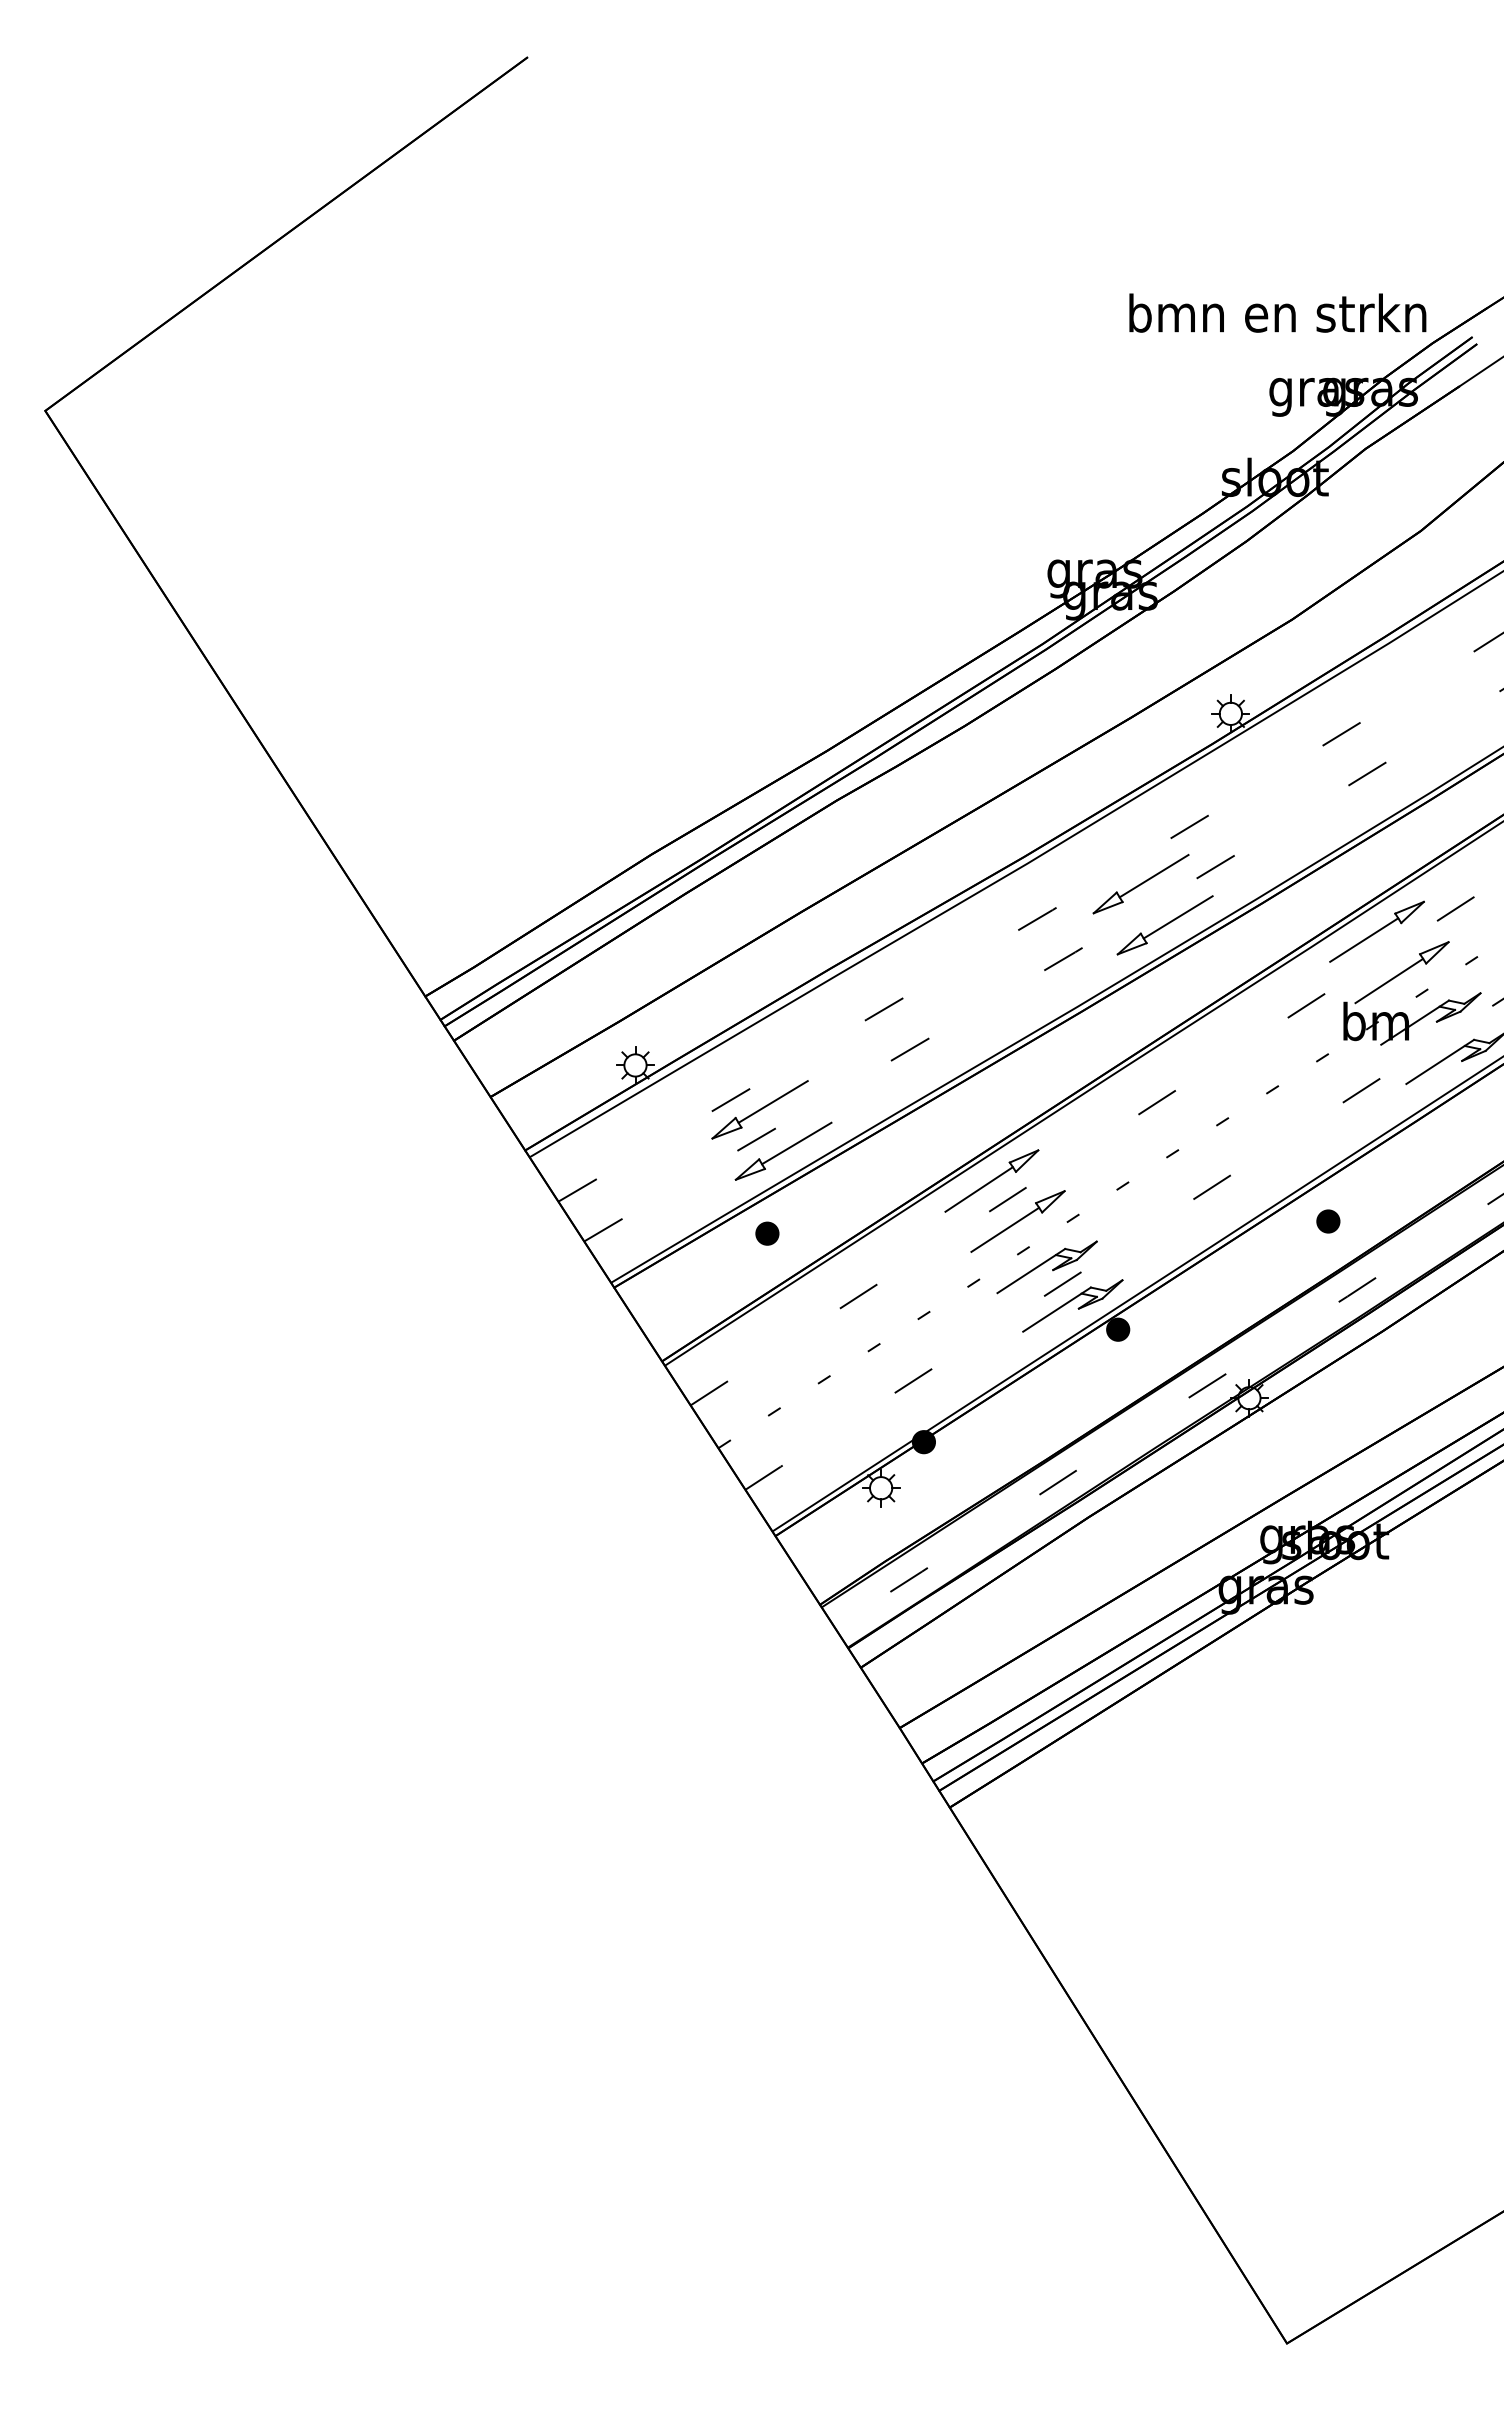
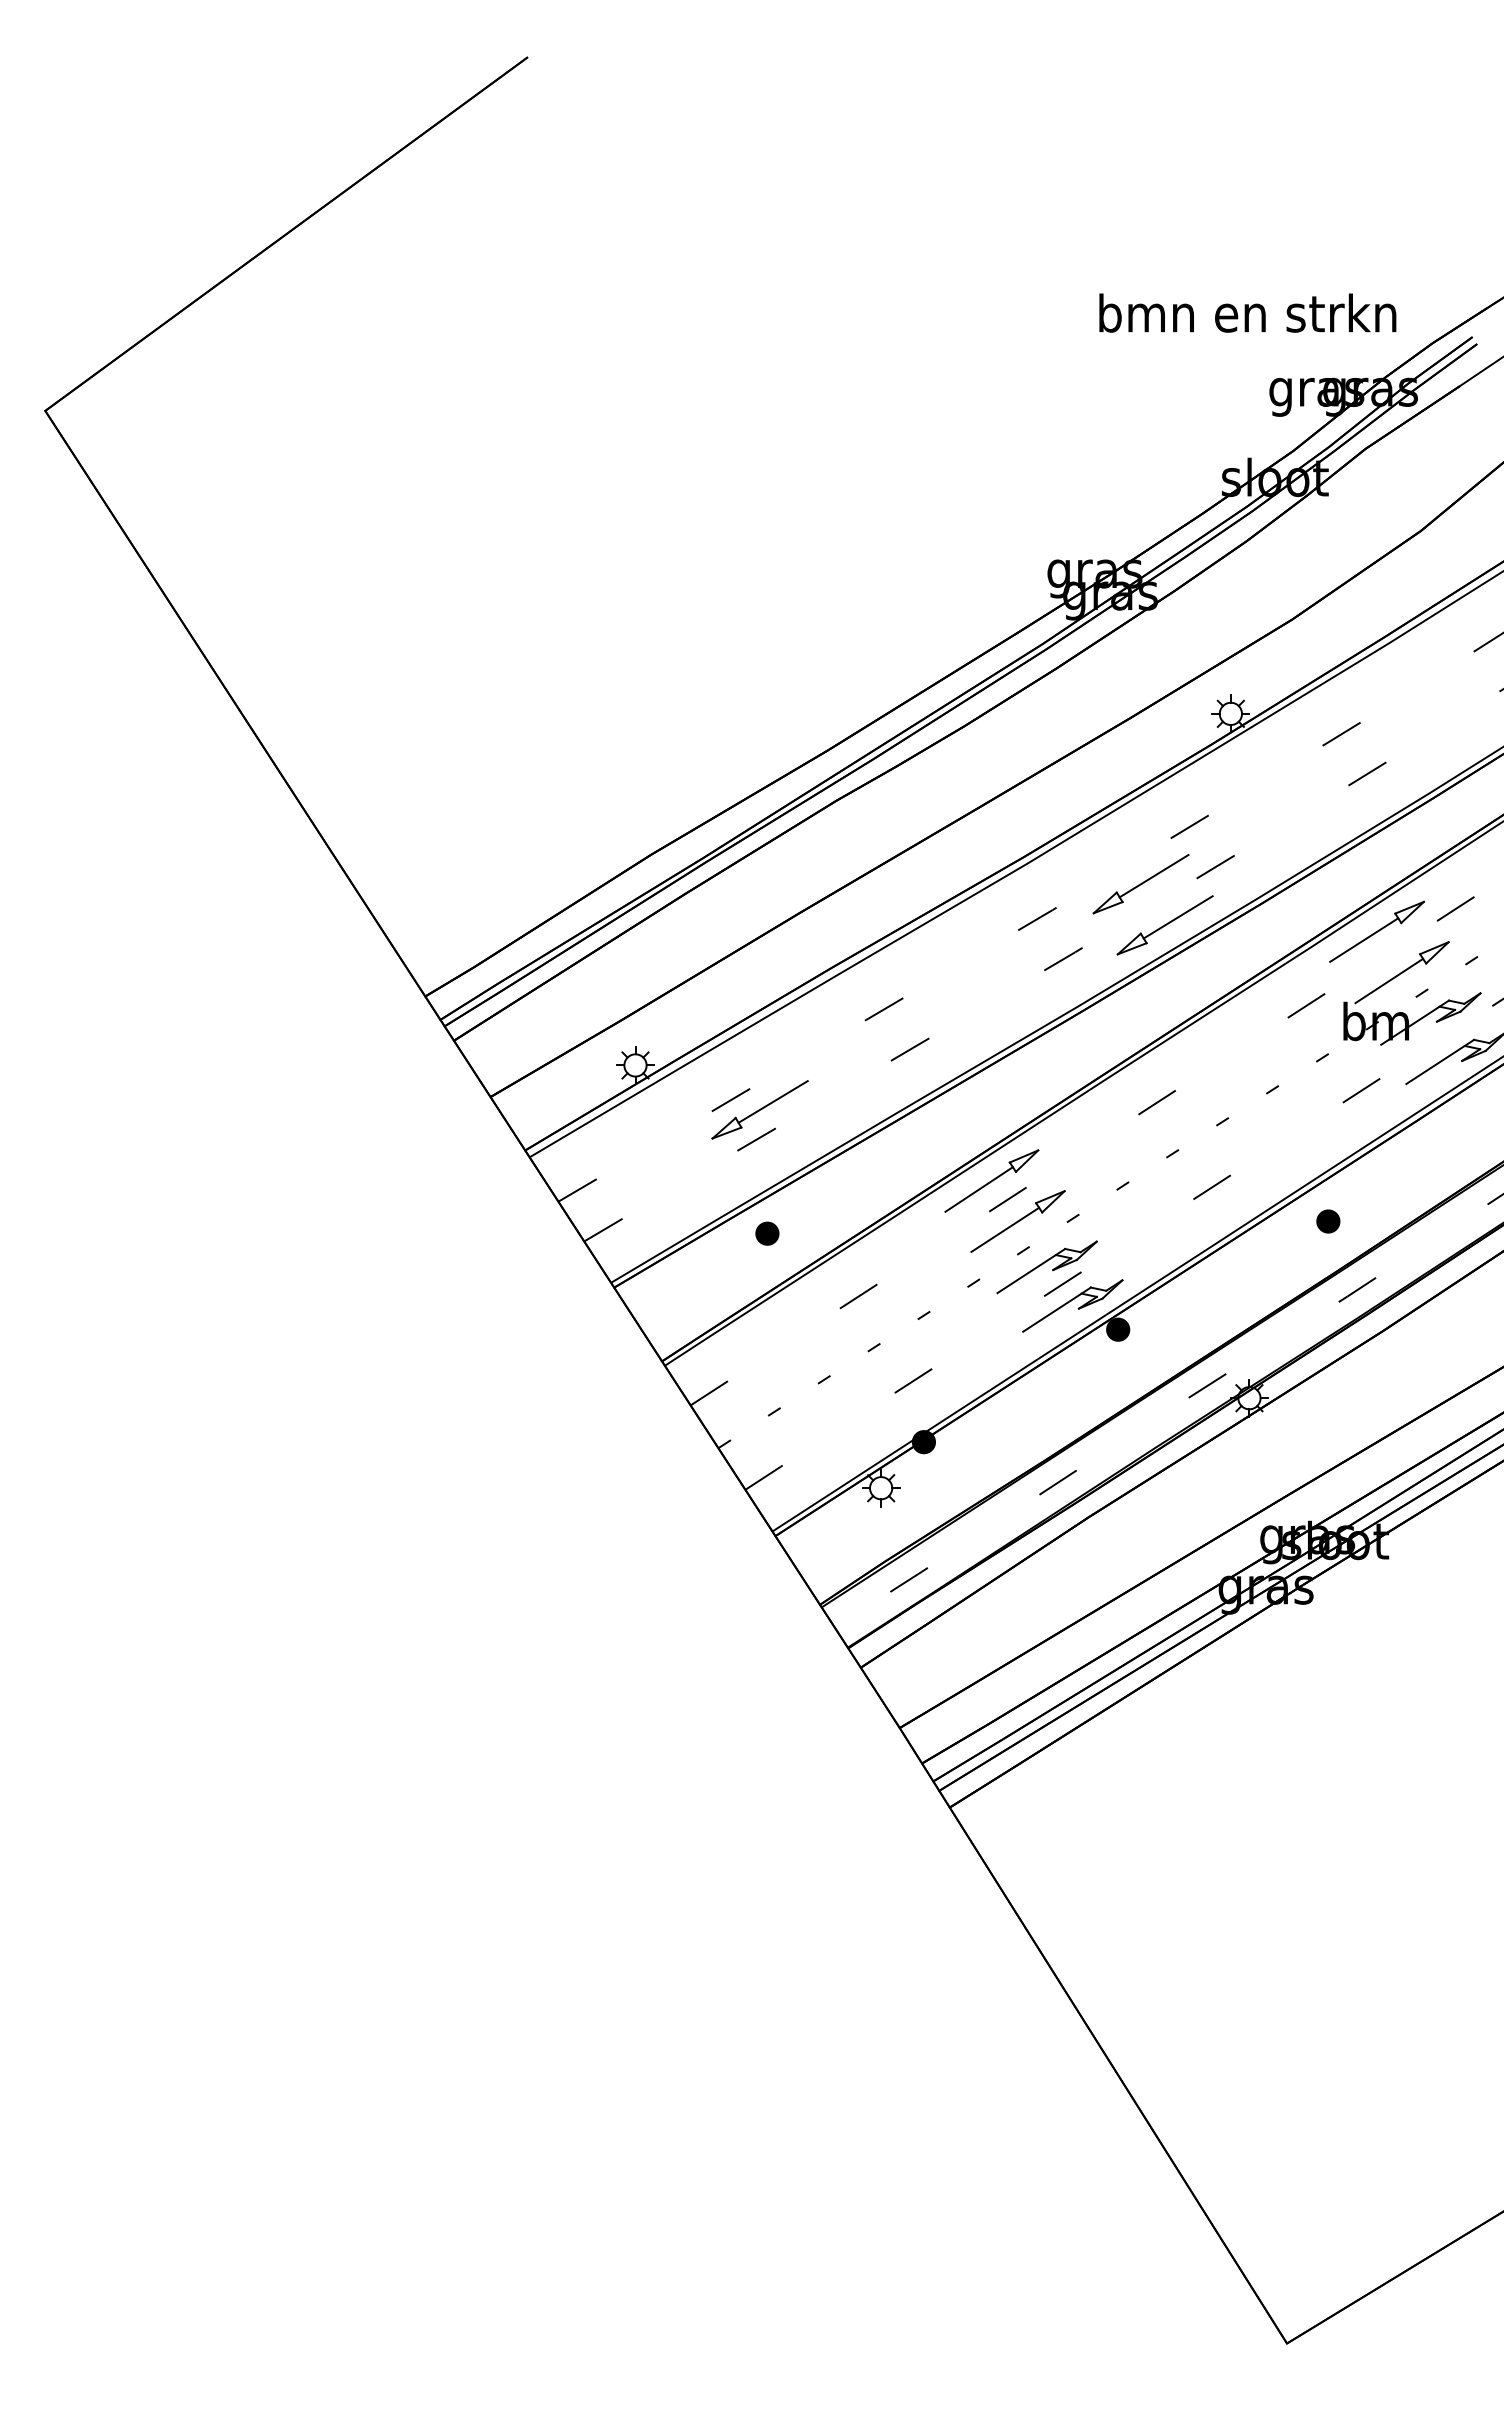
text position: (1277, 312) -> (1247, 312) (1247, 312)
part: present -> none (783, 1150)
